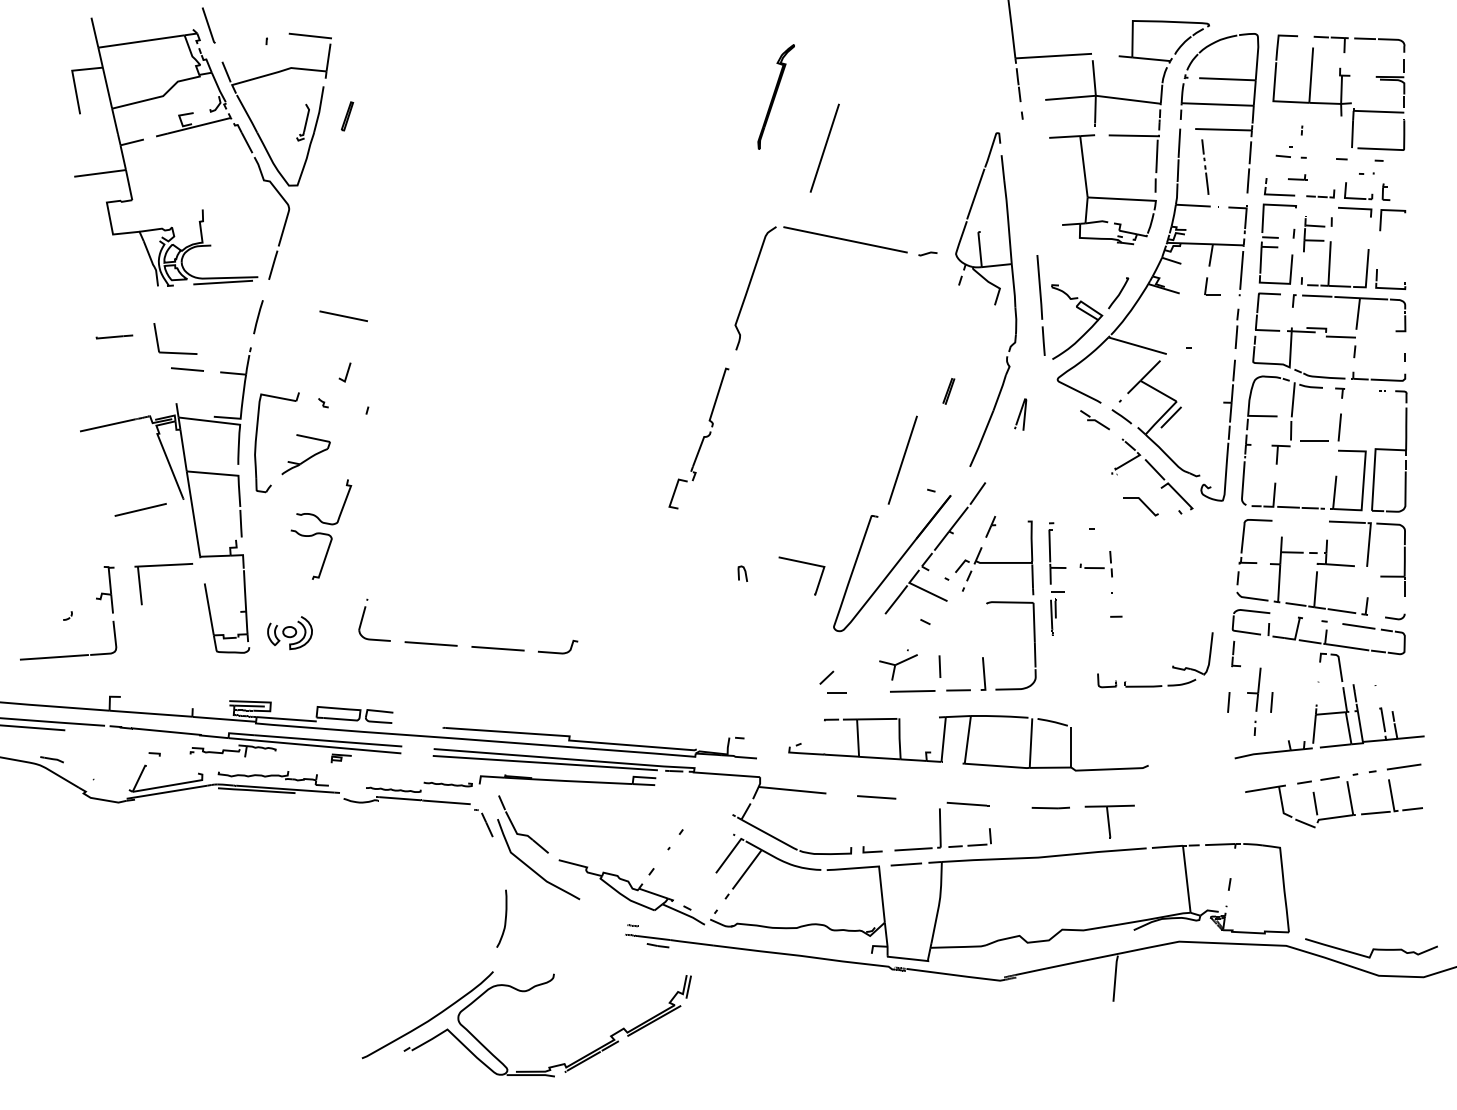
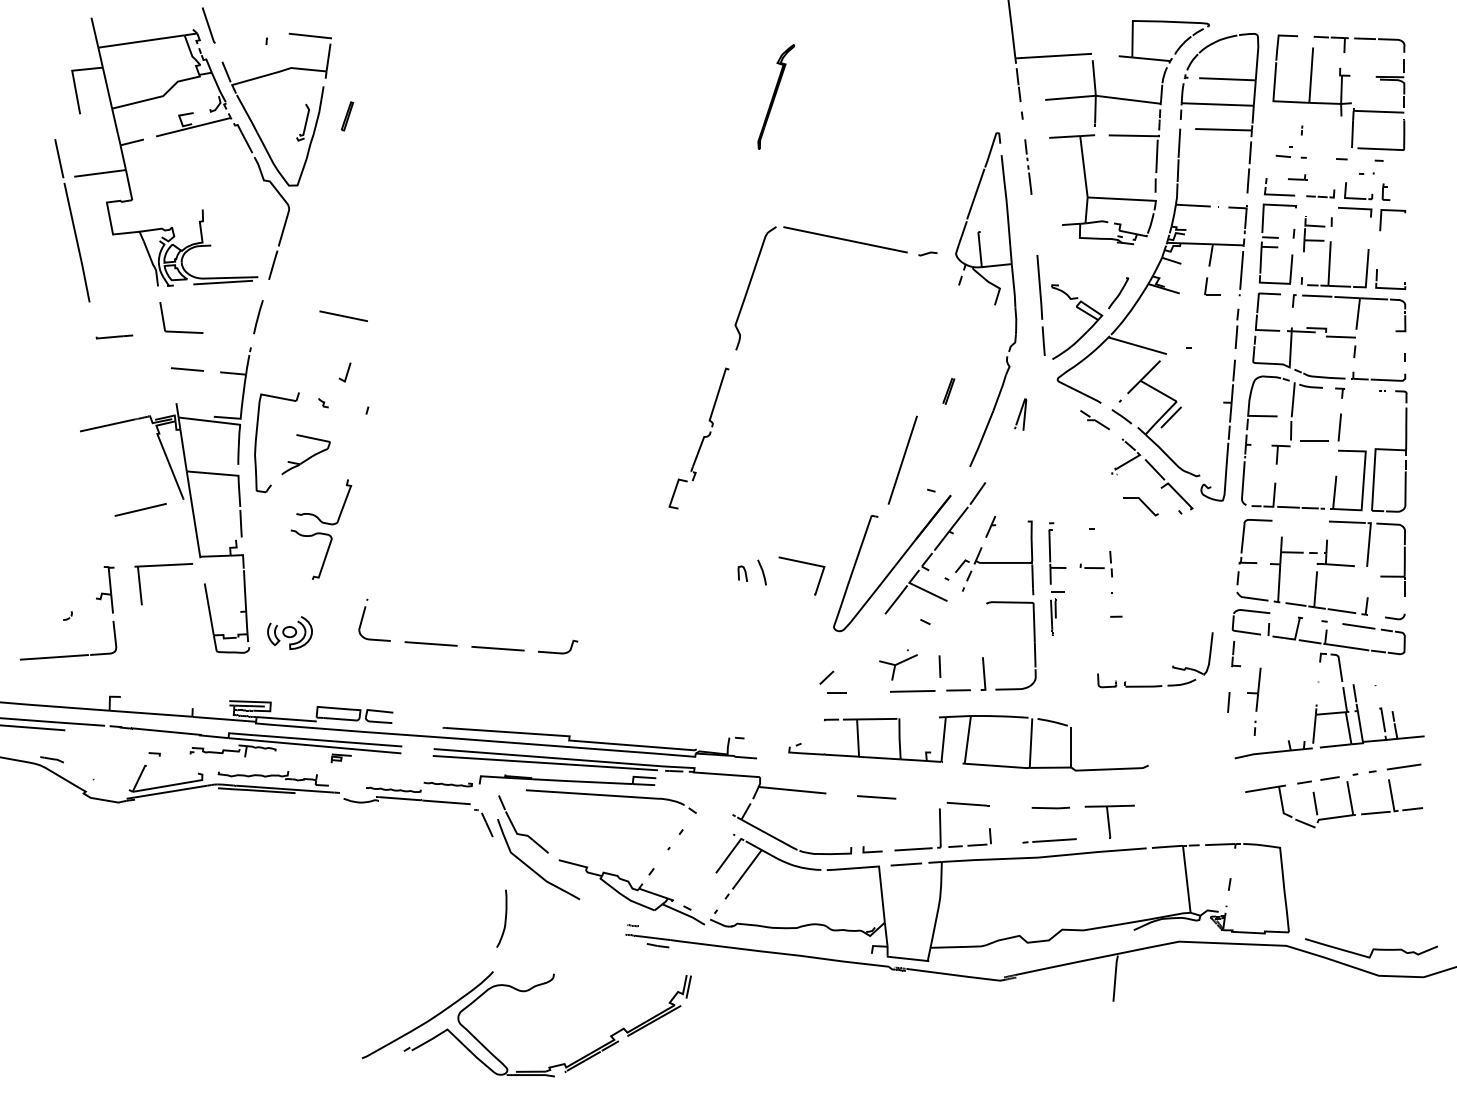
line: present -> none (824, 147)
line position: (1205, 166) -> (1028, 166) (1028, 166)
line: none -> present (72, 220)
part position: (175, 352) -> (181, 331) (181, 331)
line: none -> present (761, 571)
line: present -> none (1271, 702)
part: none -> present (611, 801)
line: none -> present (1049, 840)
